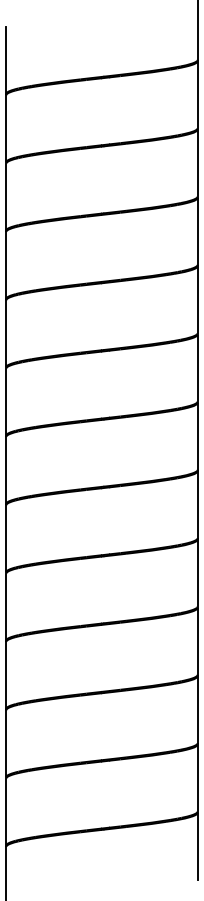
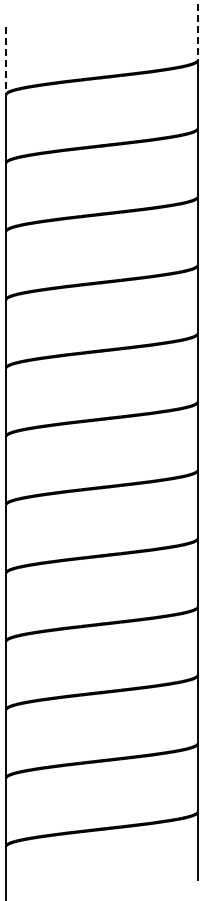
line: solid -> dashed (197, 30)
line: solid -> dashed (6, 61)
